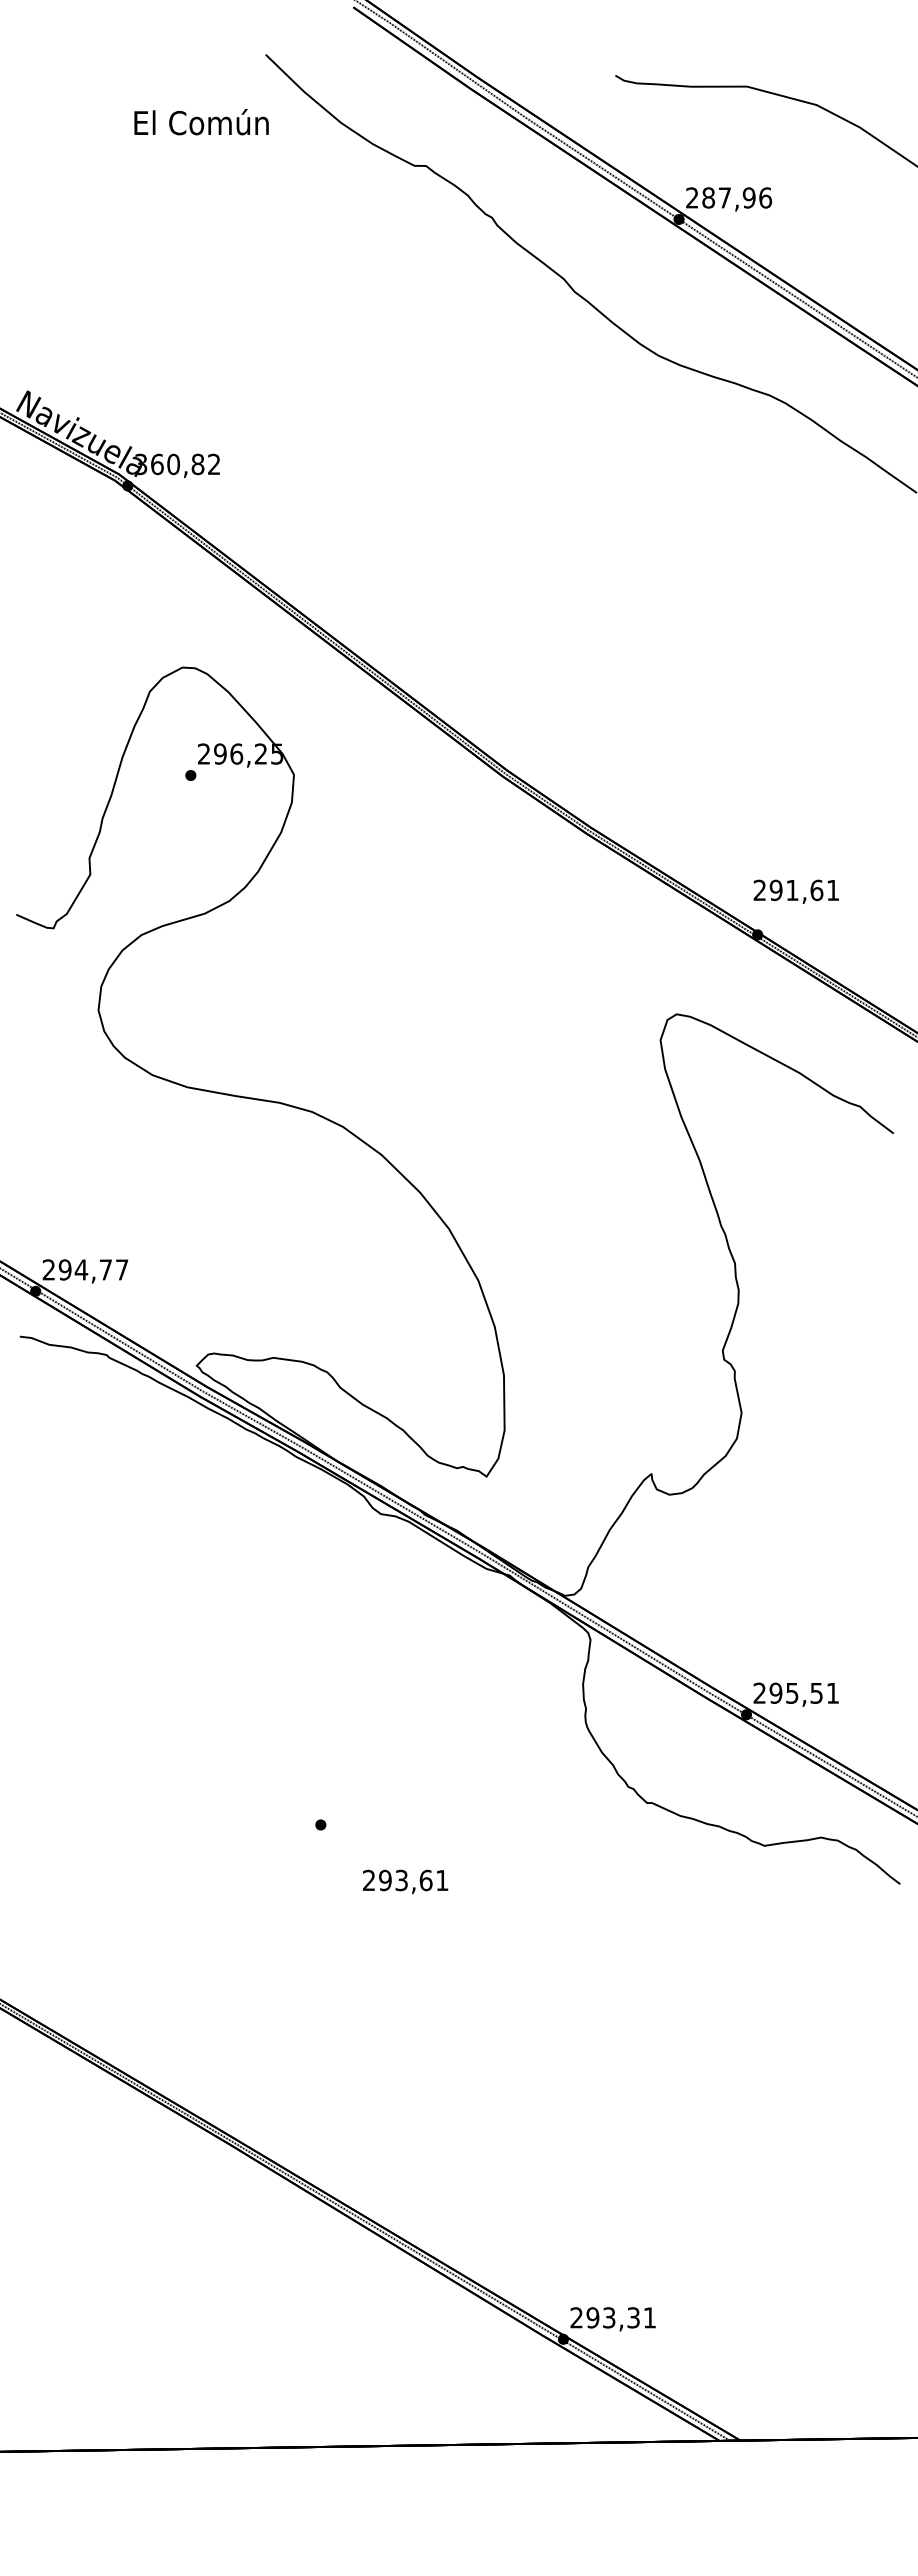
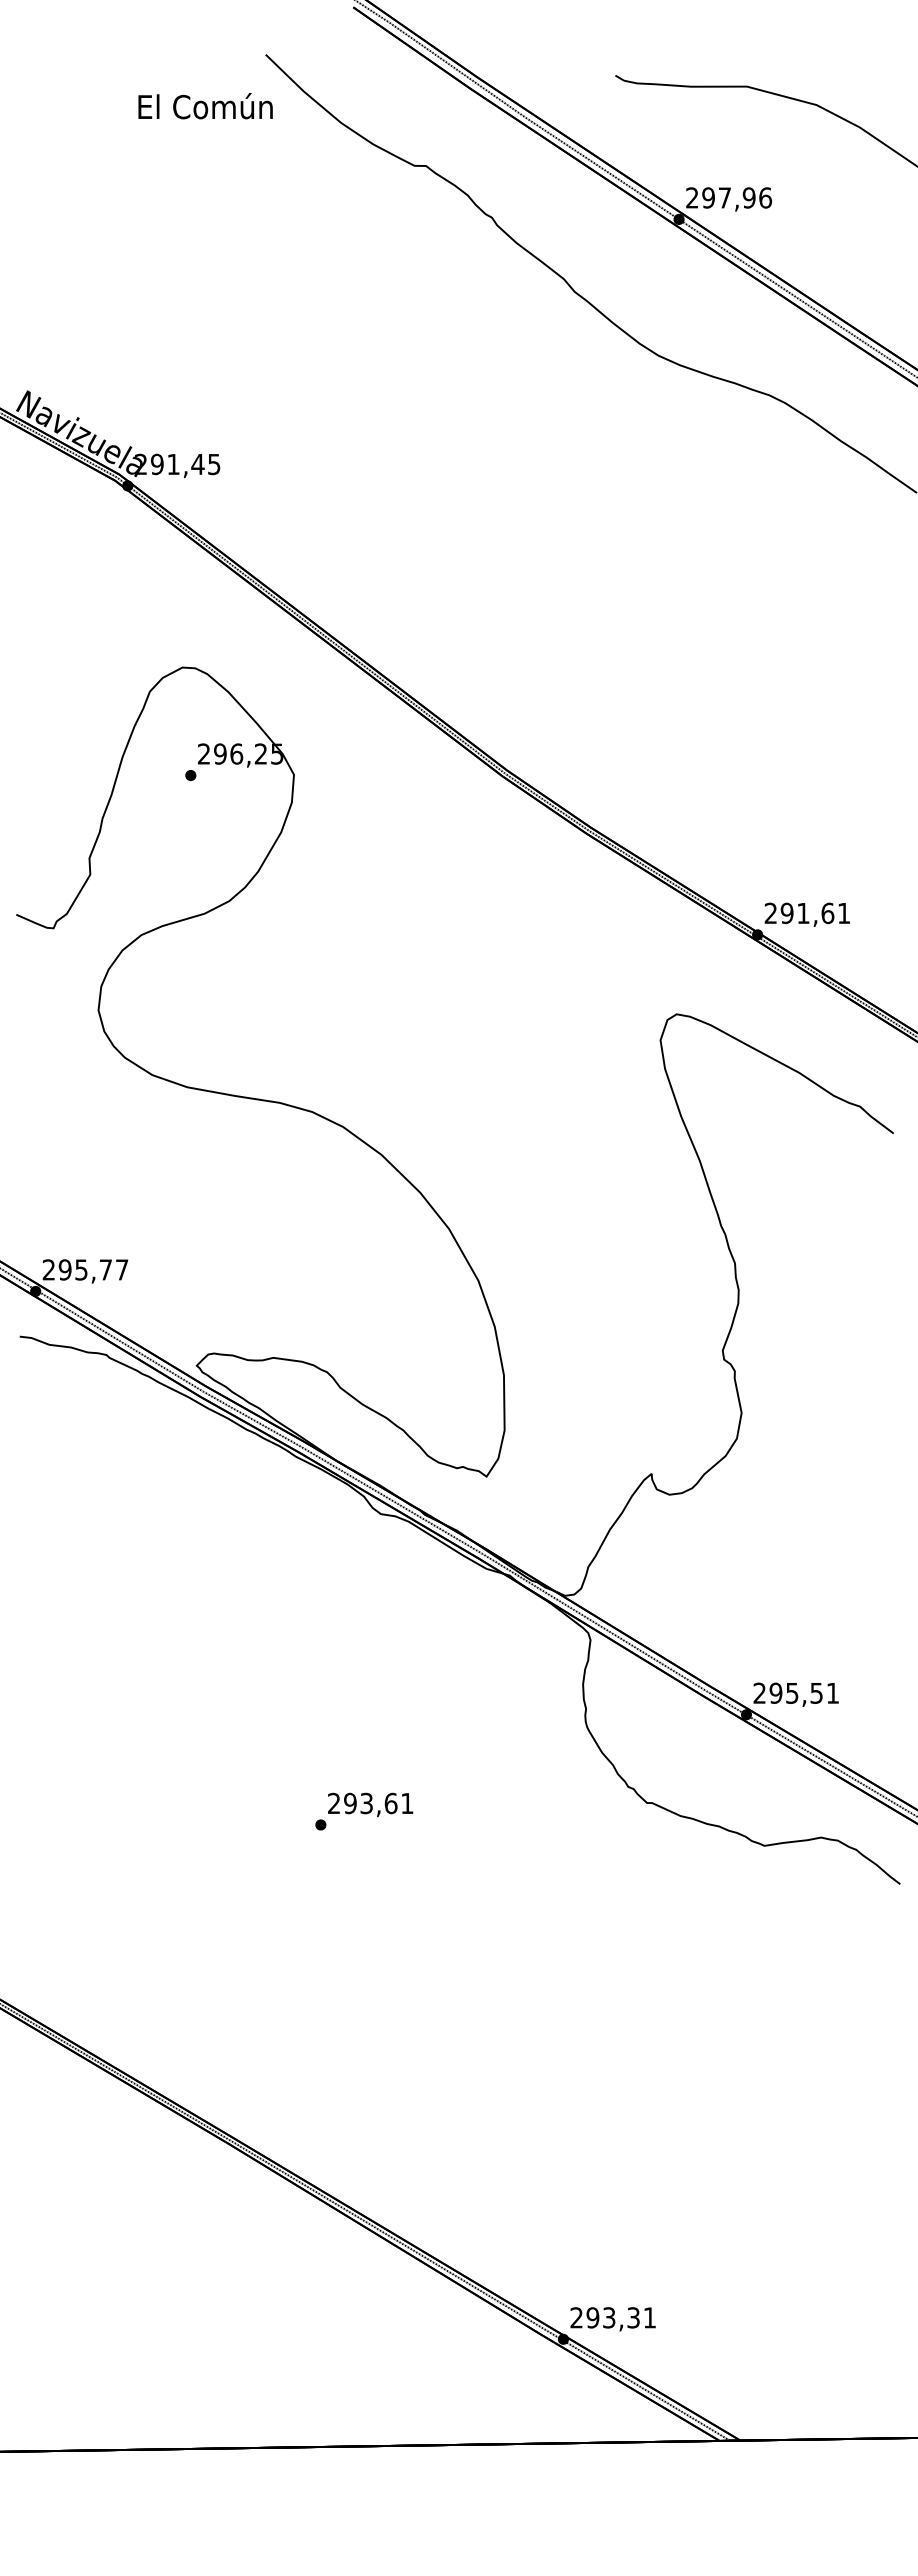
text position: (201, 122) -> (205, 106) (205, 106)
text: 287,96 -> 297,96 (708, 197)
text: 360,82 -> 291,45 (177, 464)
text position: (795, 891) -> (806, 914) (806, 914)
text: 294,77 -> 295,77 (81, 1269)
text position: (405, 1881) -> (370, 1804) (370, 1804)
